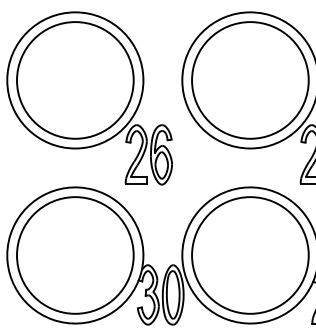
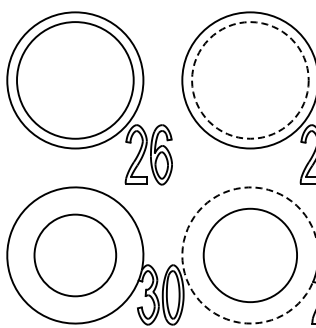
circle: solid -> dashed (250, 80)
arc: solid -> dashed (182, 251)
circle diameter: 117 px -> 82 px (75, 255)
circle diameter: 117 px -> 93 px (250, 255)
